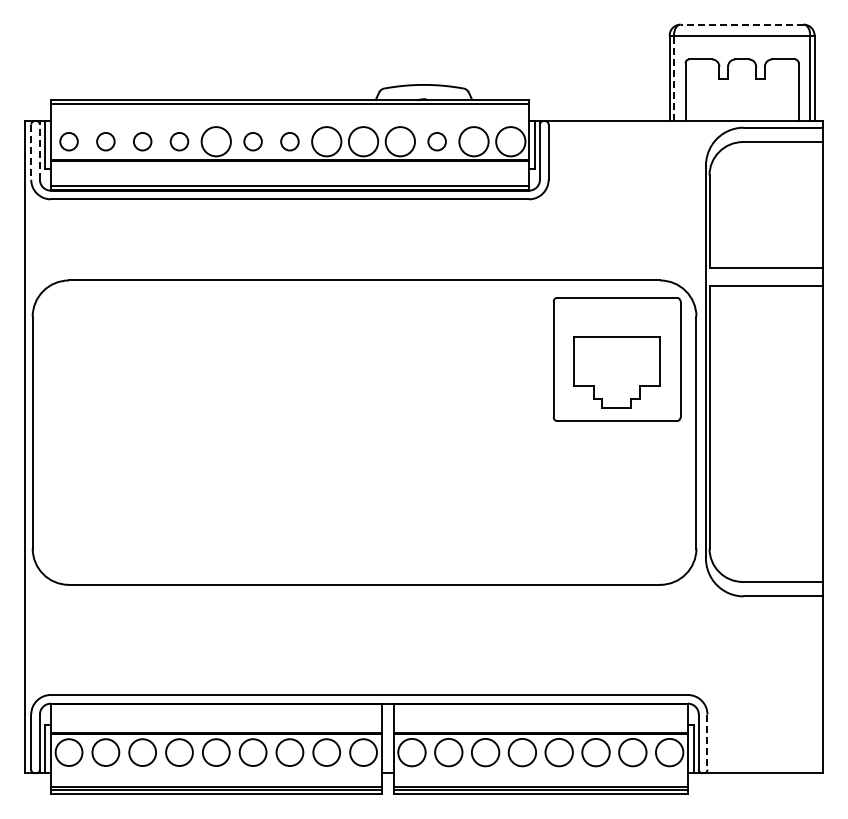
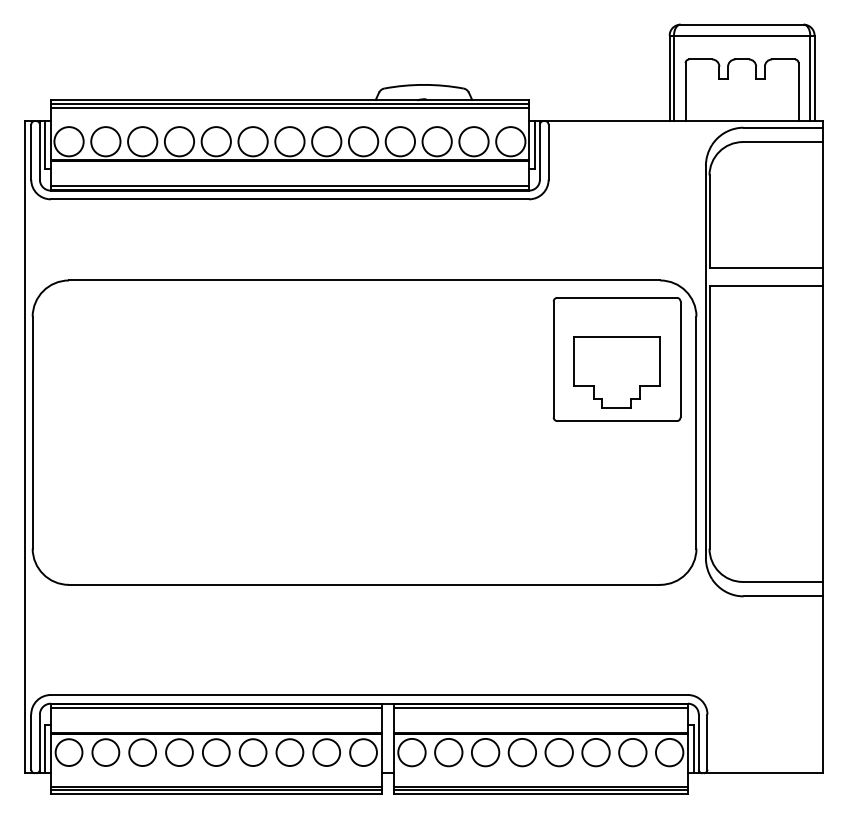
line: dashed -> solid (742, 24)
line: dashed -> solid (674, 78)
line: none -> present (289, 107)
circle diameter: 18 px -> 29 px (68, 141)
circle diameter: 18 px -> 29 px (105, 141)
circle diameter: 18 px -> 29 px (142, 141)
circle diameter: 18 px -> 29 px (179, 141)
circle diameter: 18 px -> 29 px (252, 141)
circle diameter: 18 px -> 29 px (289, 141)
circle diameter: 18 px -> 29 px (436, 141)
line: dashed -> solid (39, 149)
line: dashed -> solid (31, 152)
line: none -> present (215, 708)
line: none -> present (540, 708)
line: dashed -> solid (707, 742)
